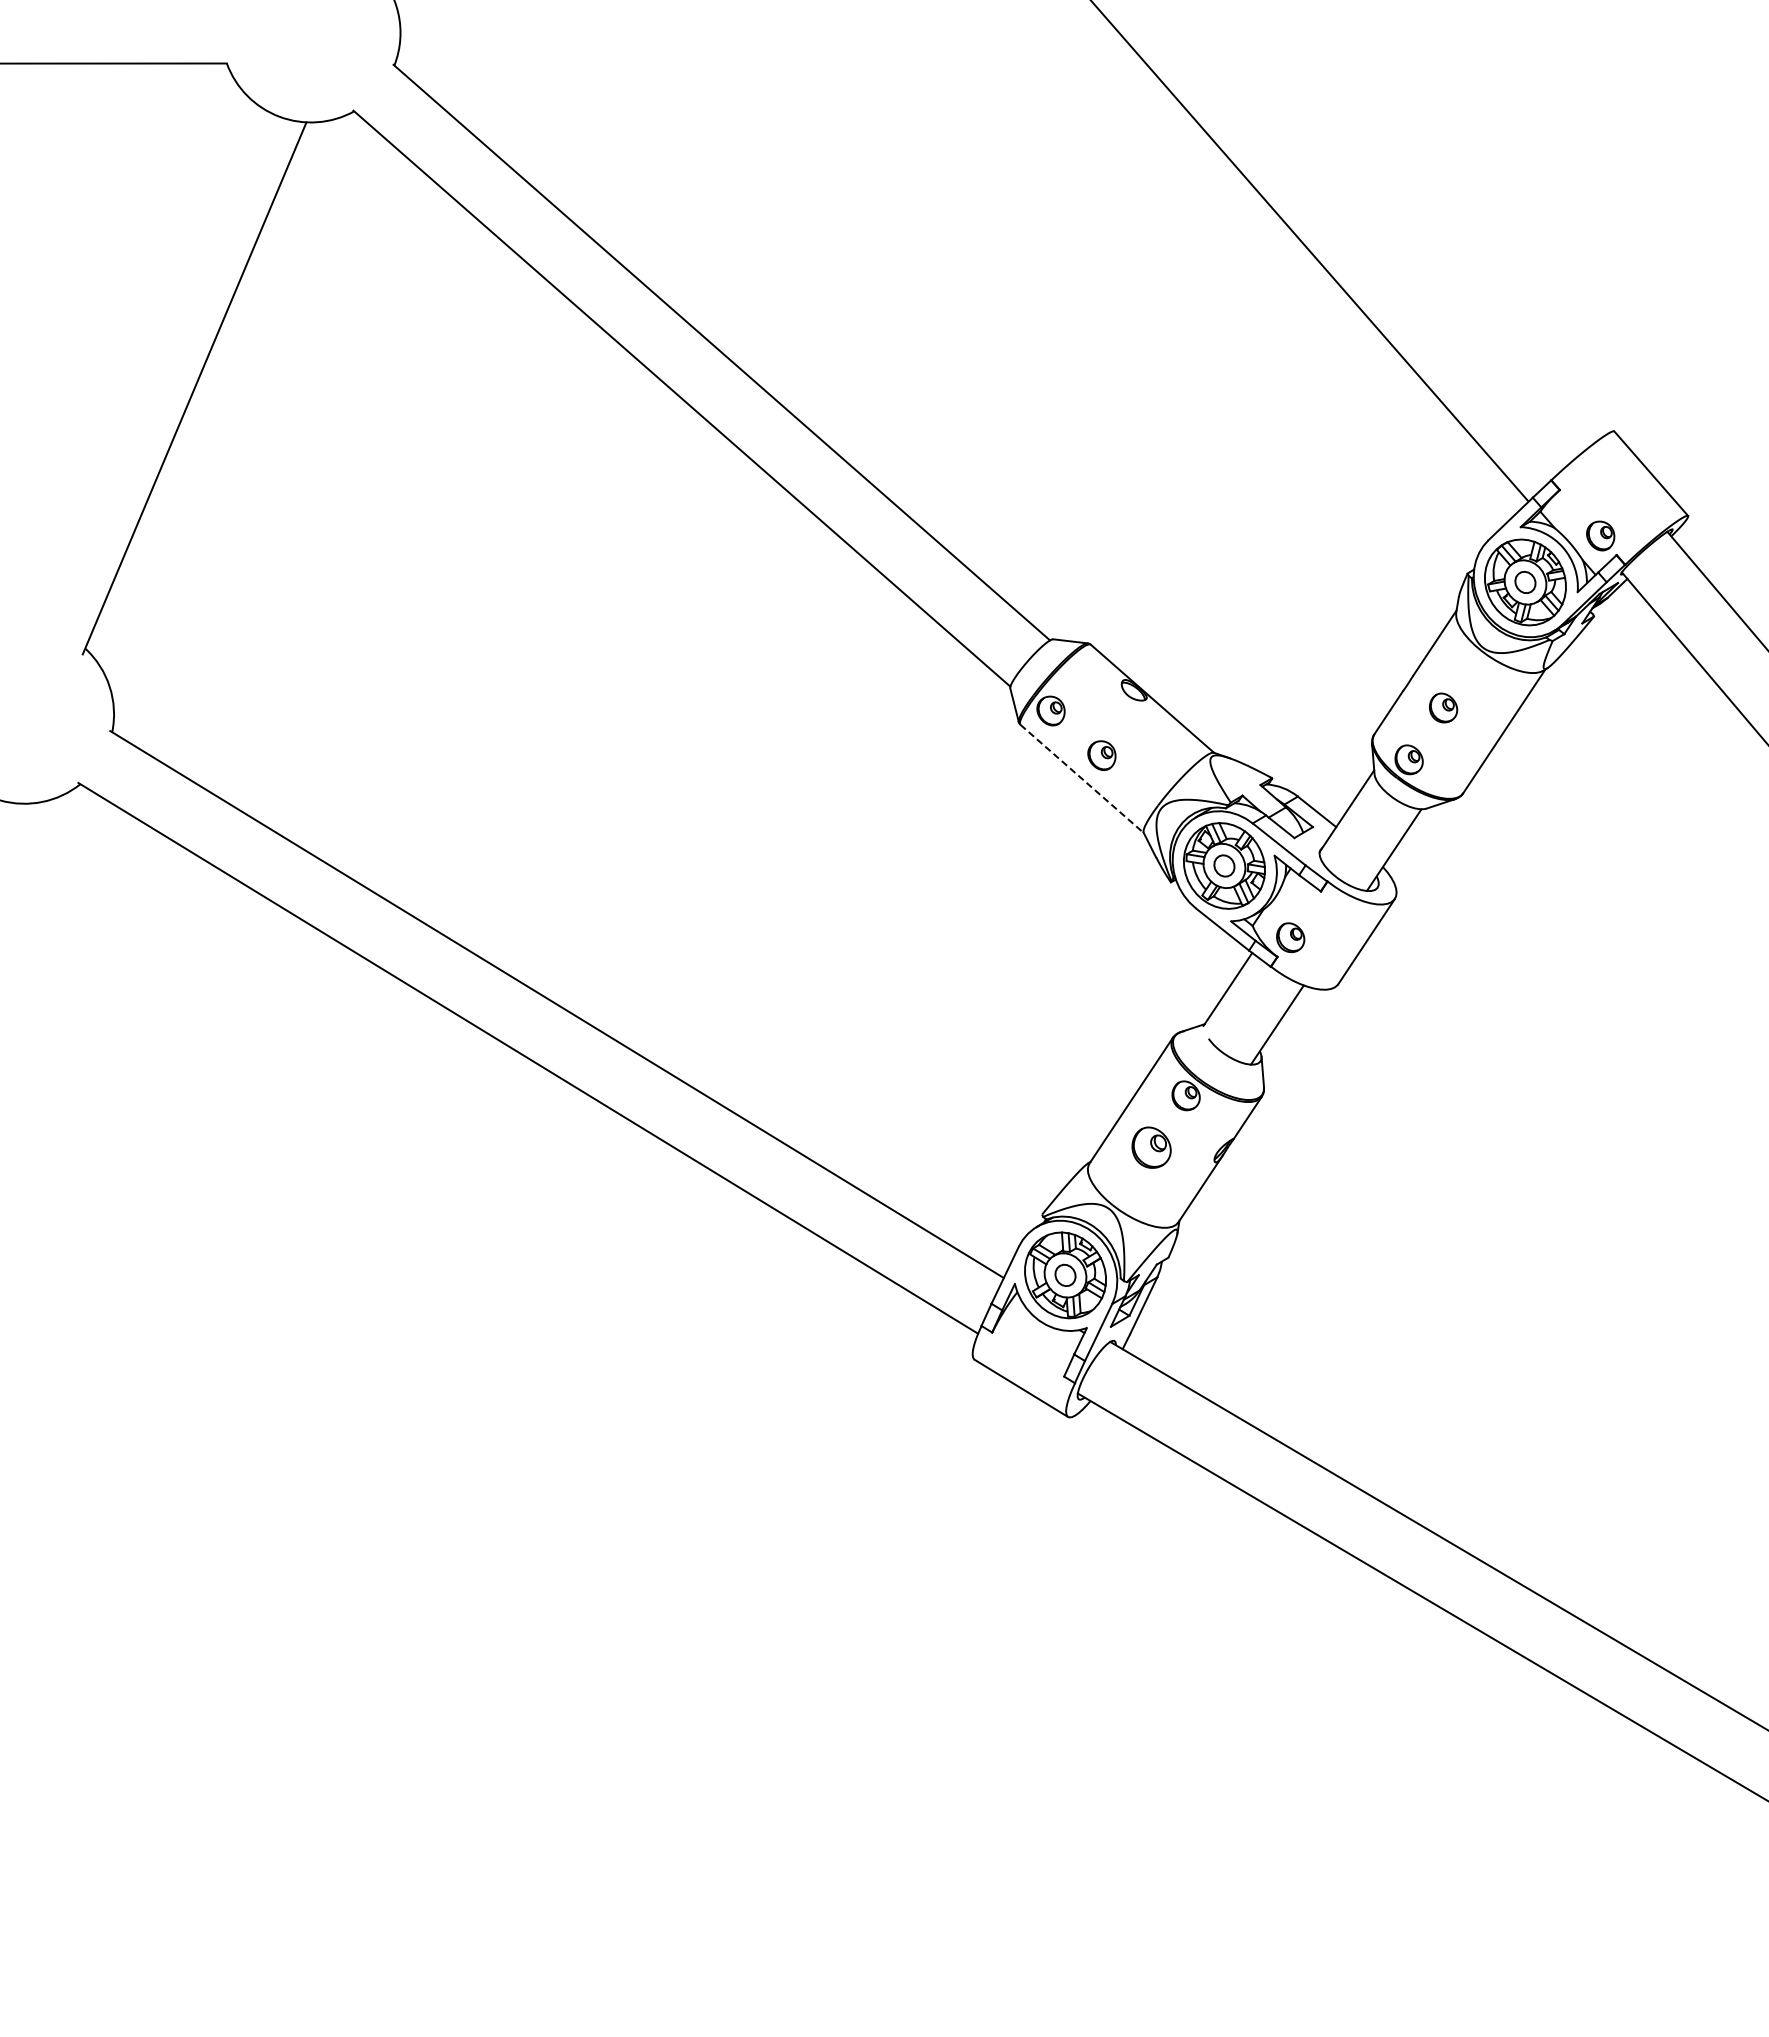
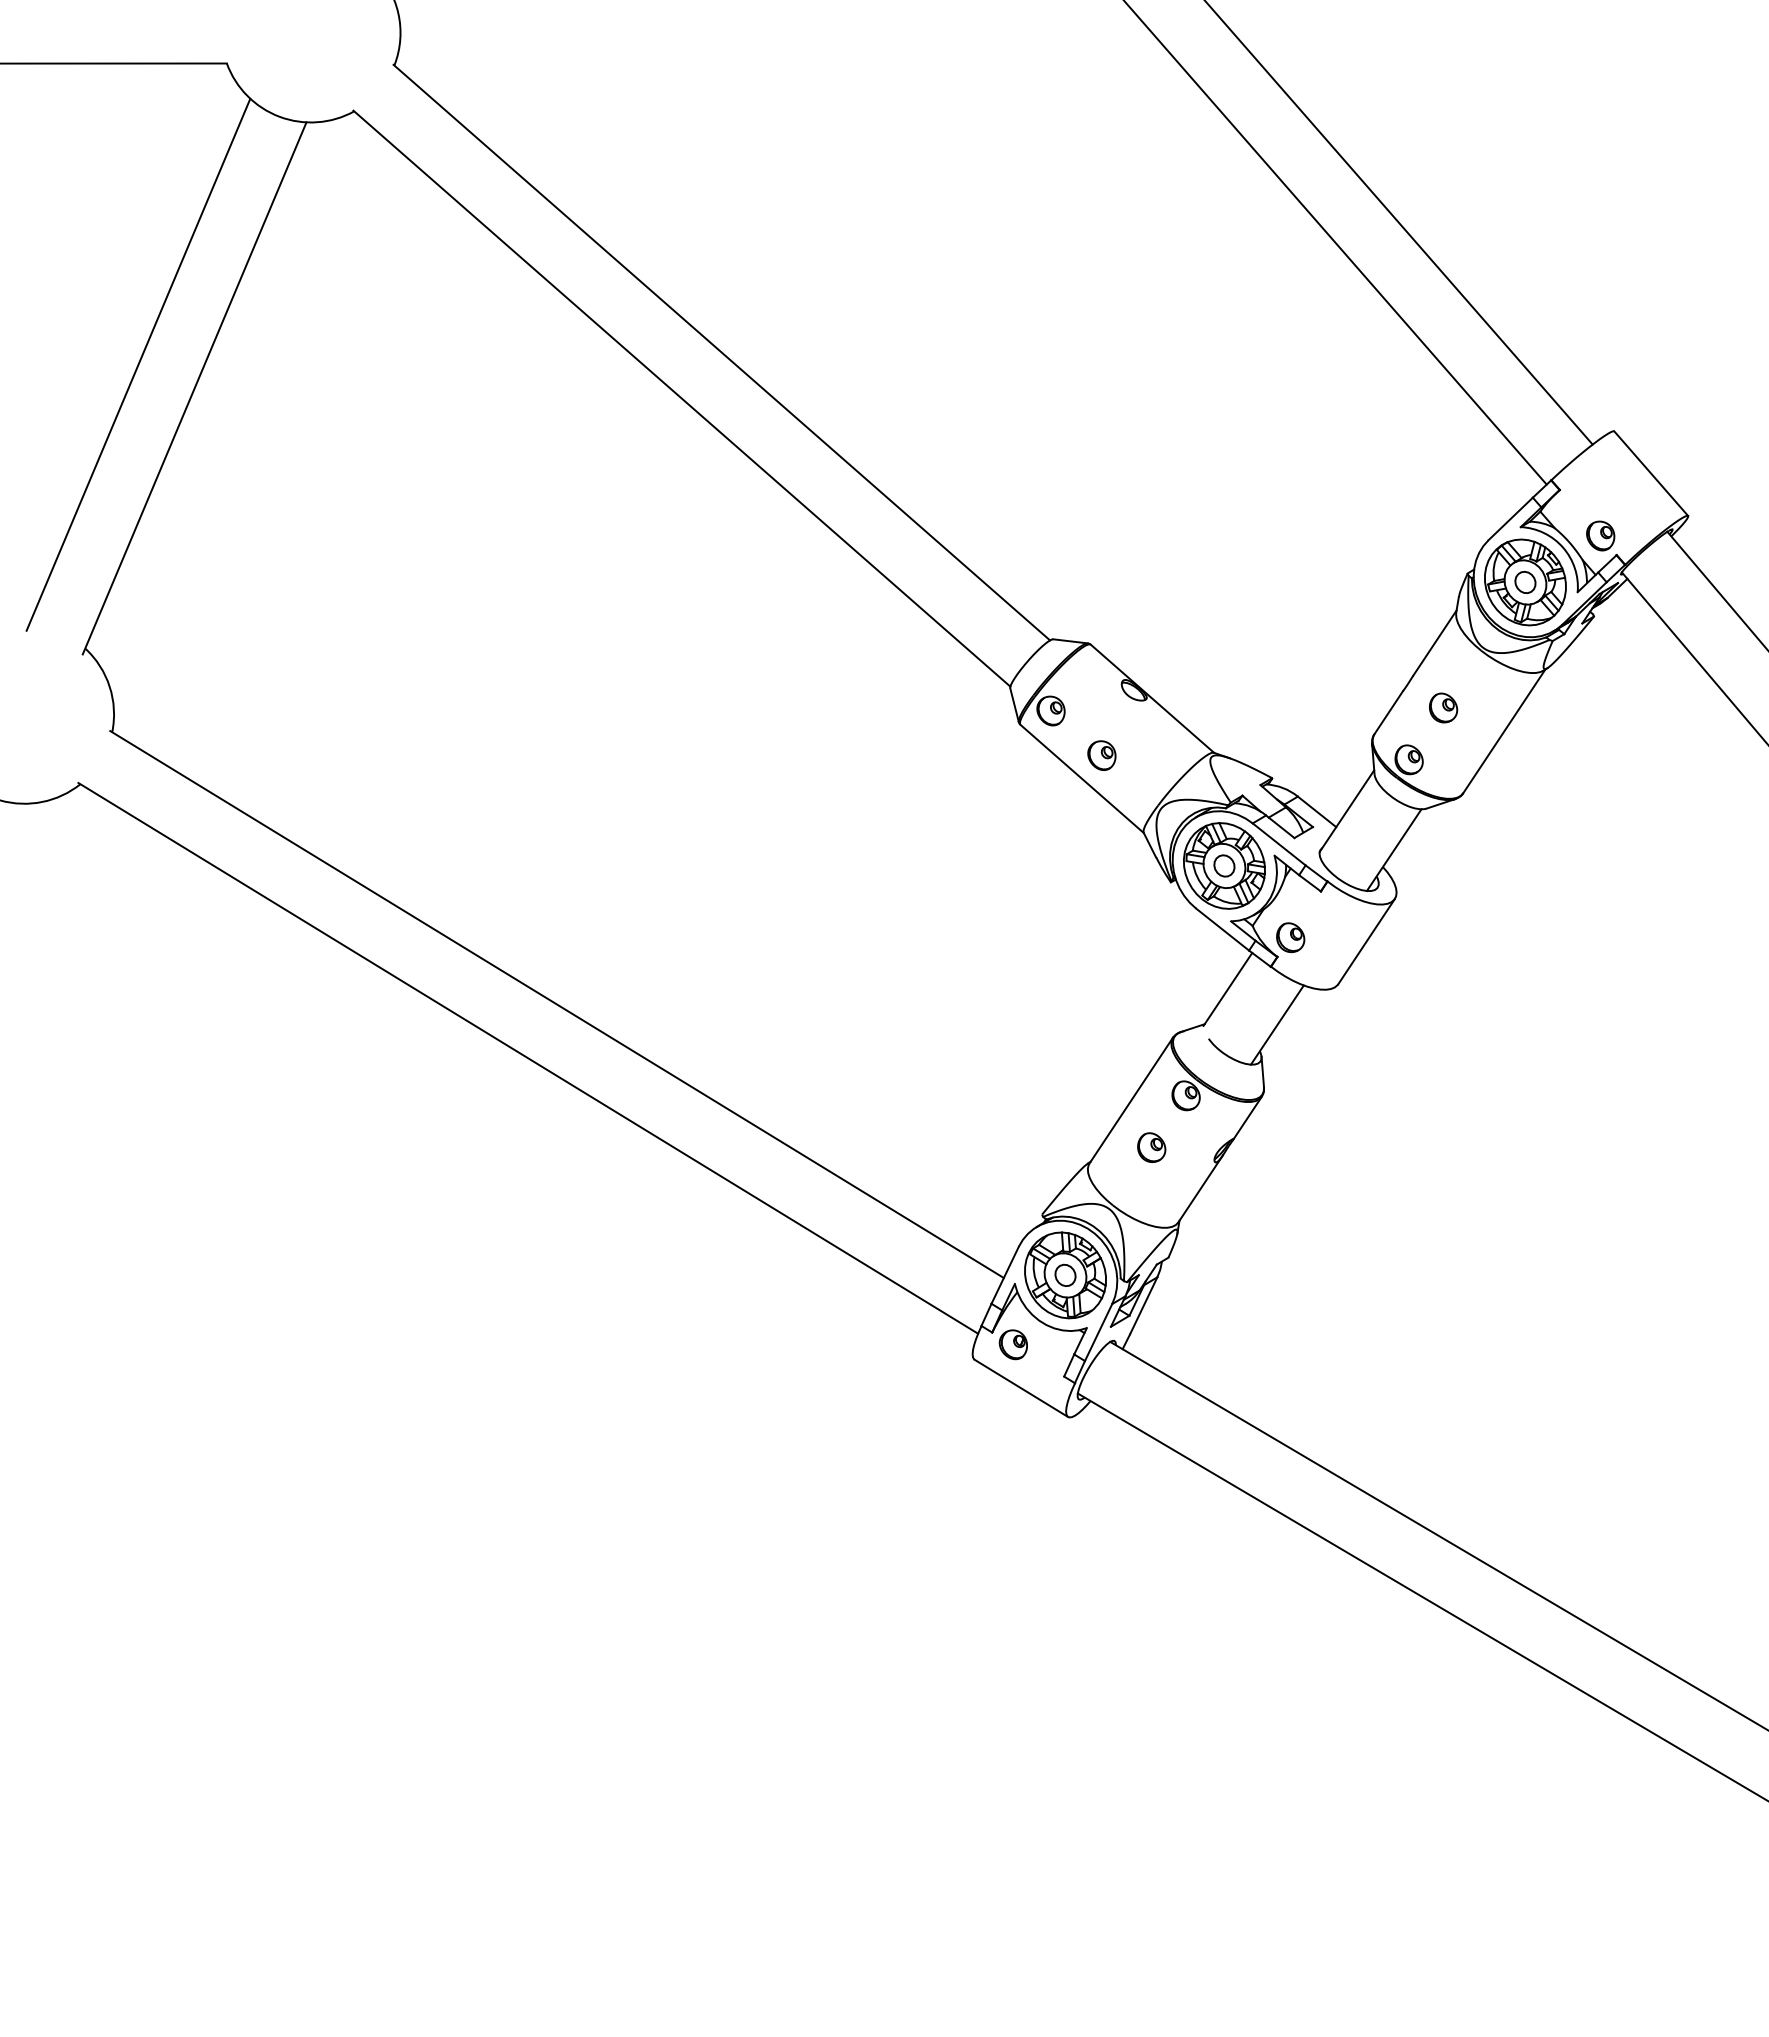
line: none -> present (1399, 223)
line position: (1309, 251) -> (1335, 243) (1335, 243)
line: none -> present (138, 364)
line: dashed -> solid (1082, 779)
part size: 41x43 px -> 30x31 px (1151, 1147)
part: none -> present (1012, 1344)
